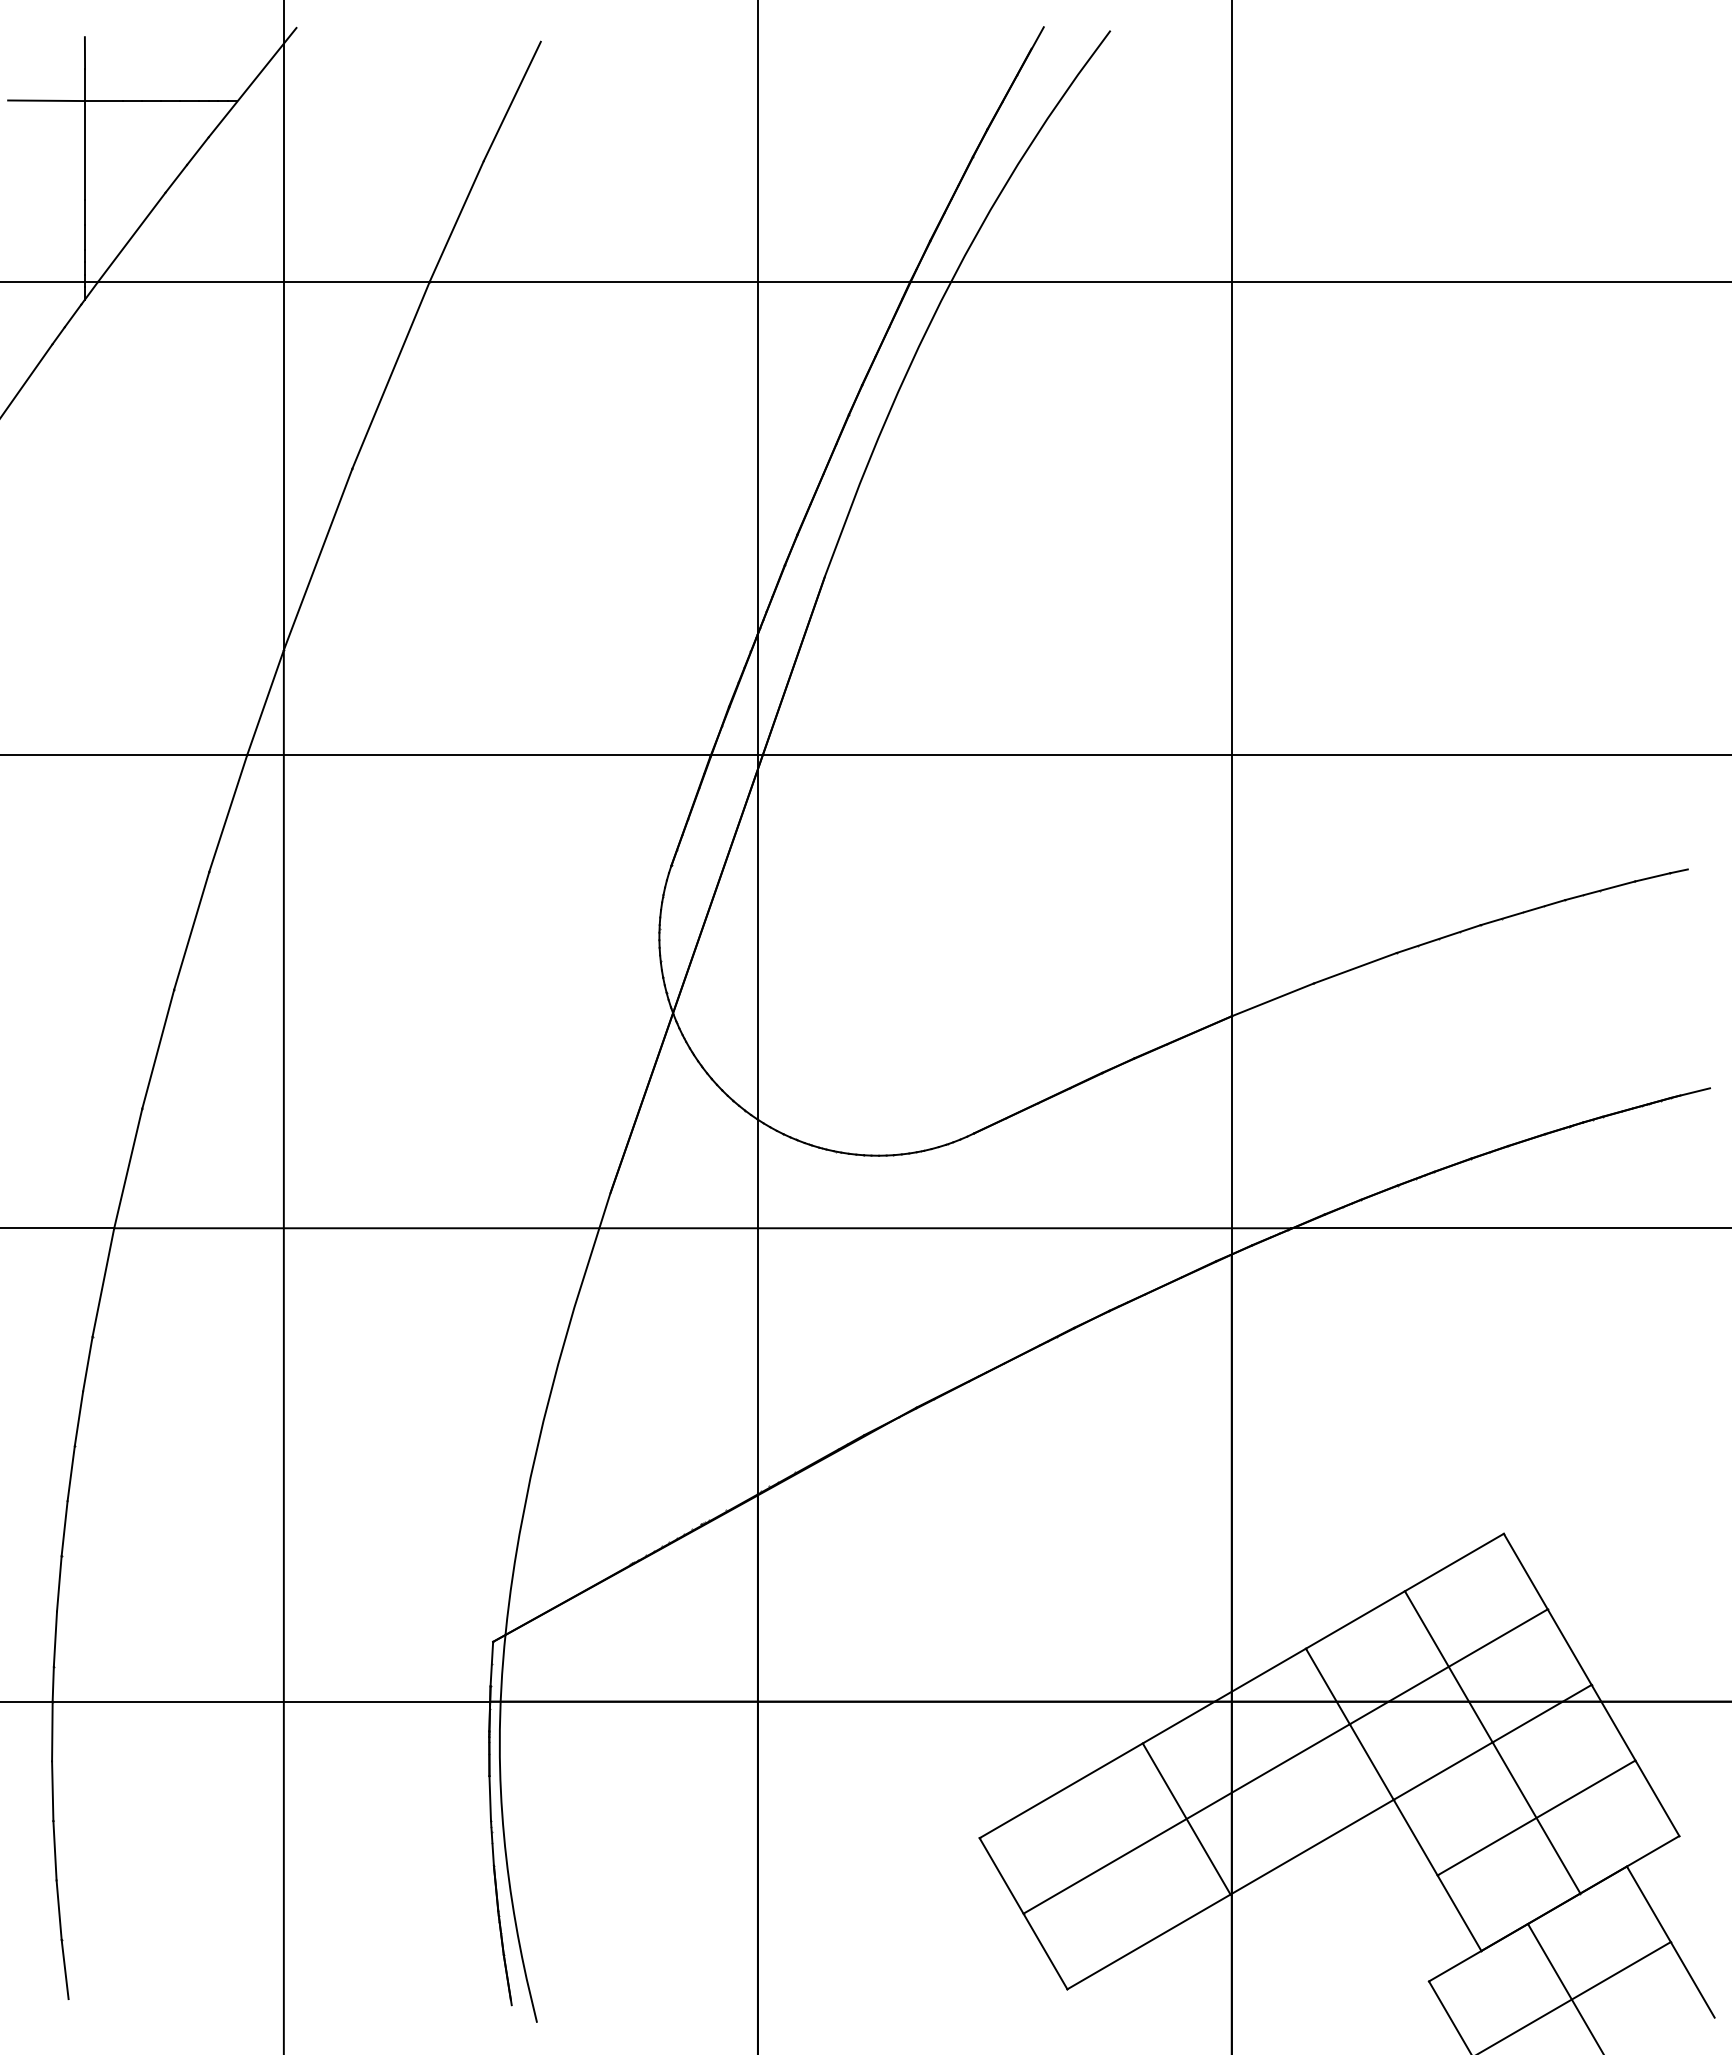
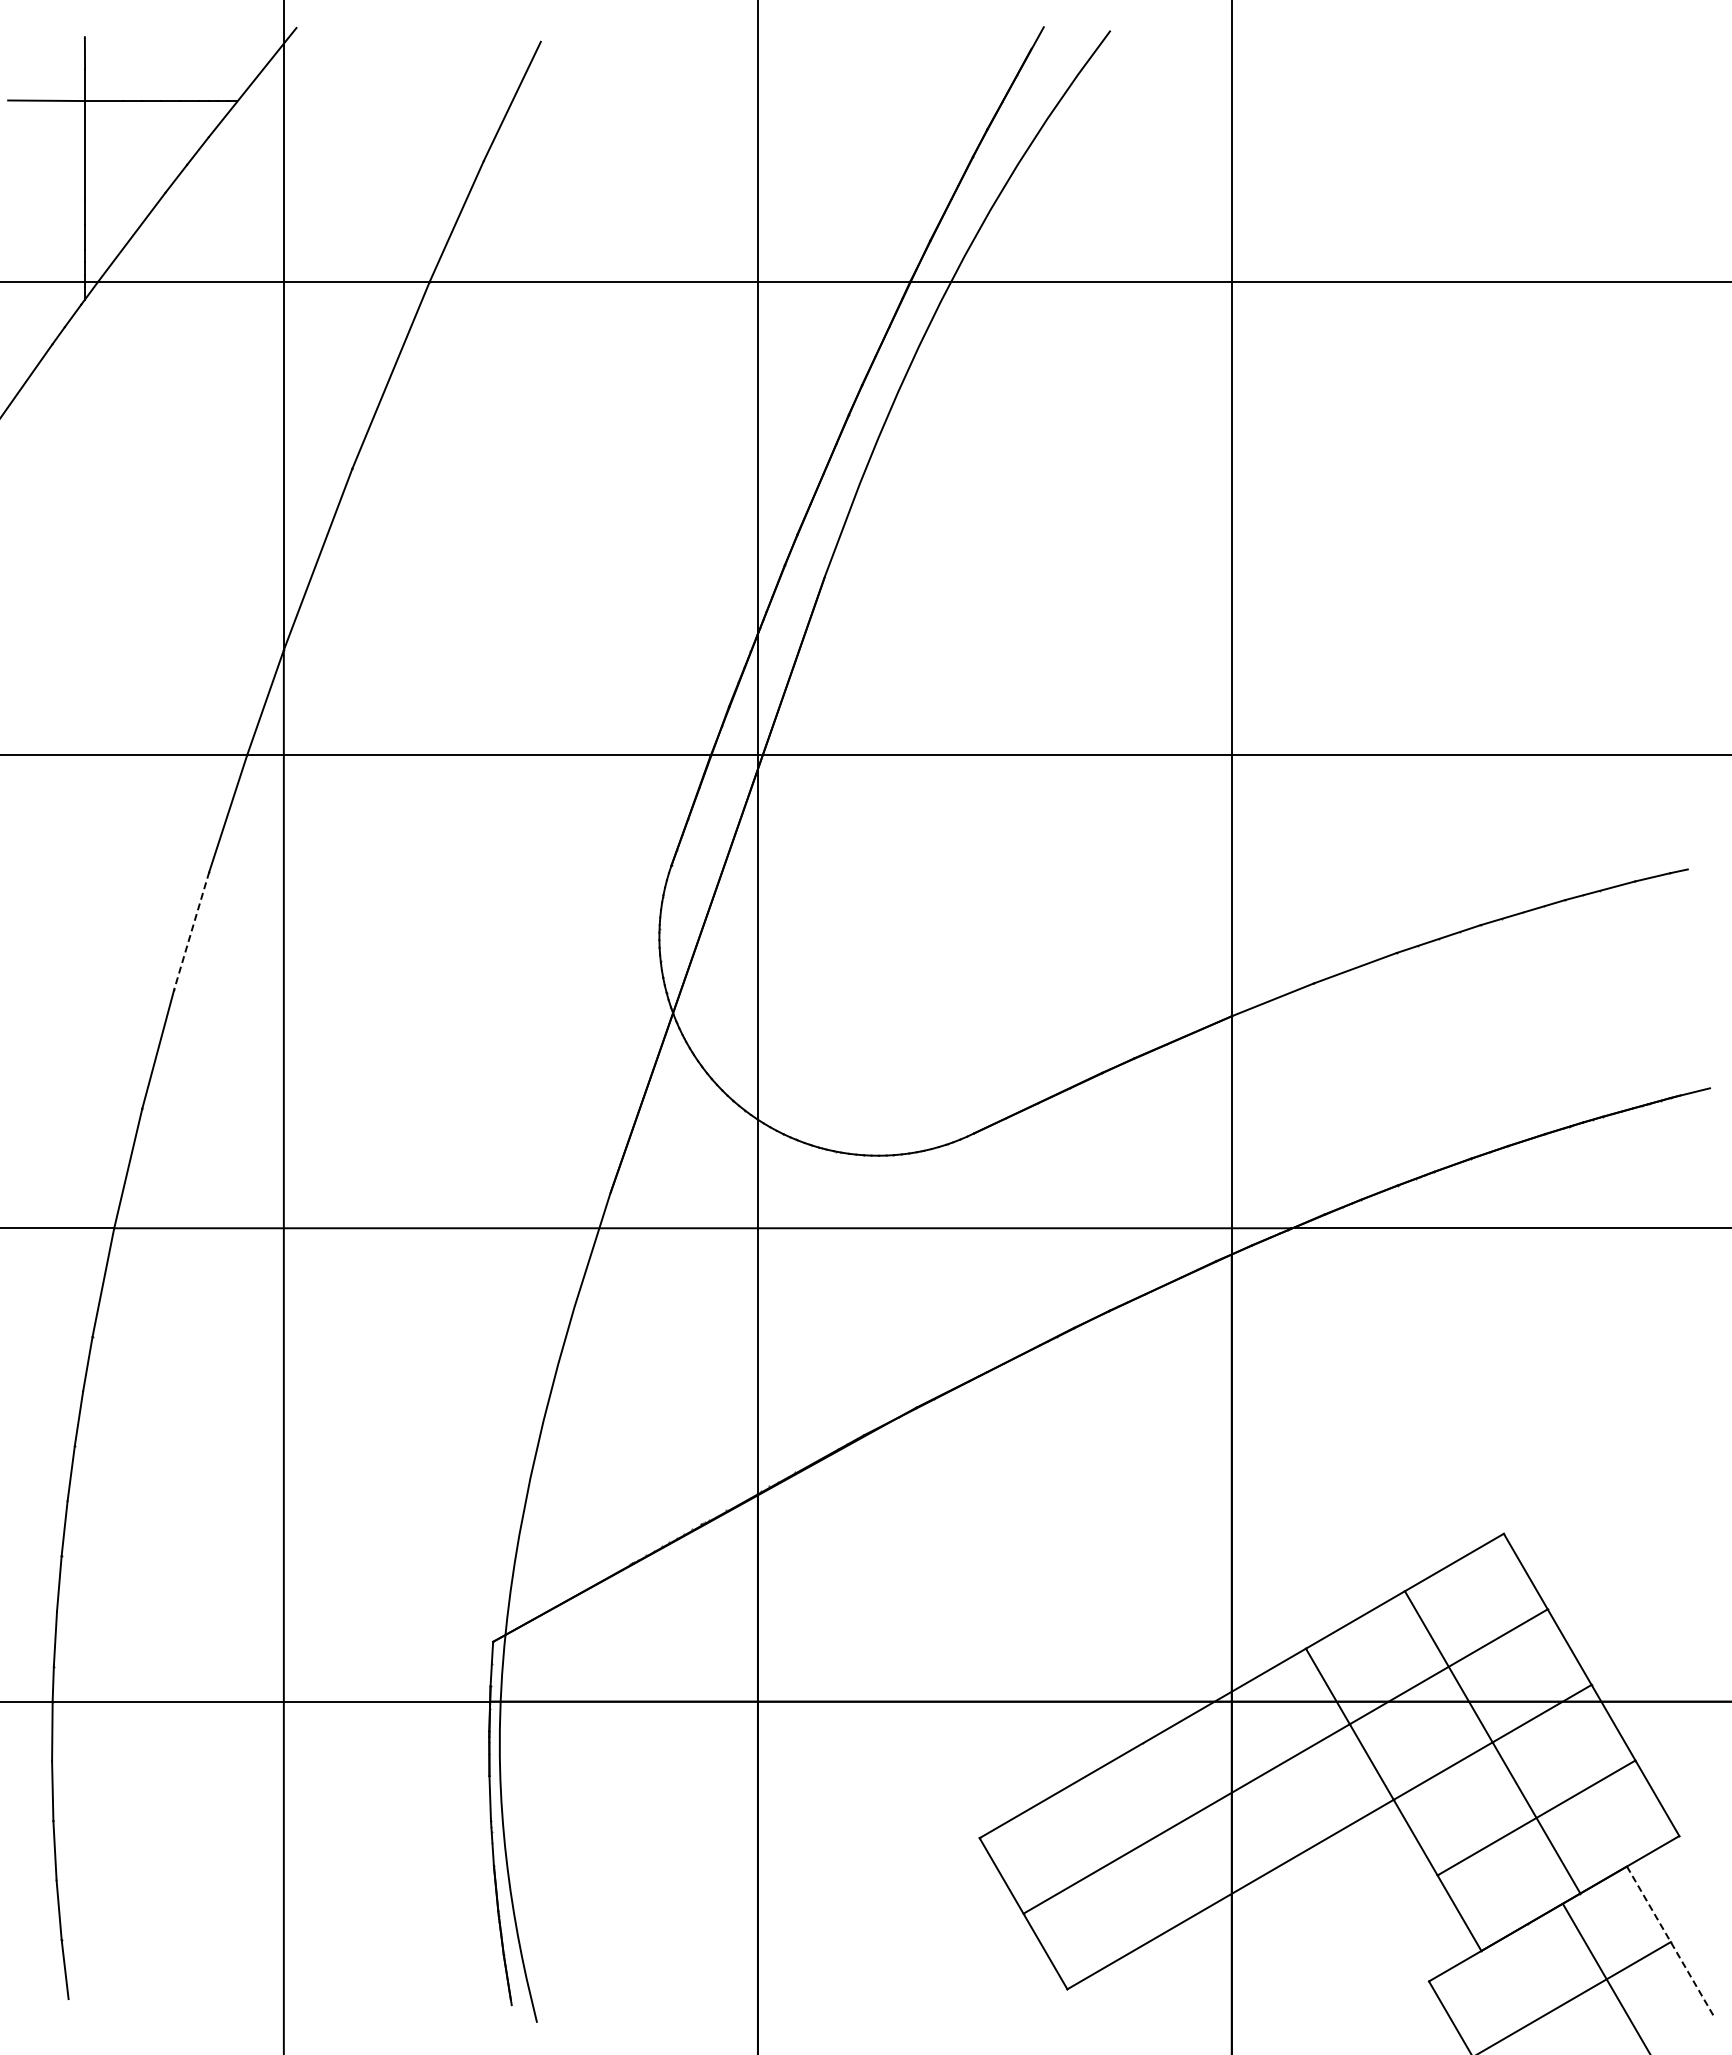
line: solid -> dashed (191, 931)
line: present -> none (1186, 1818)
line: solid -> dashed (1671, 1942)
line position: (1564, 1987) -> (1605, 1977) (1605, 1977)
